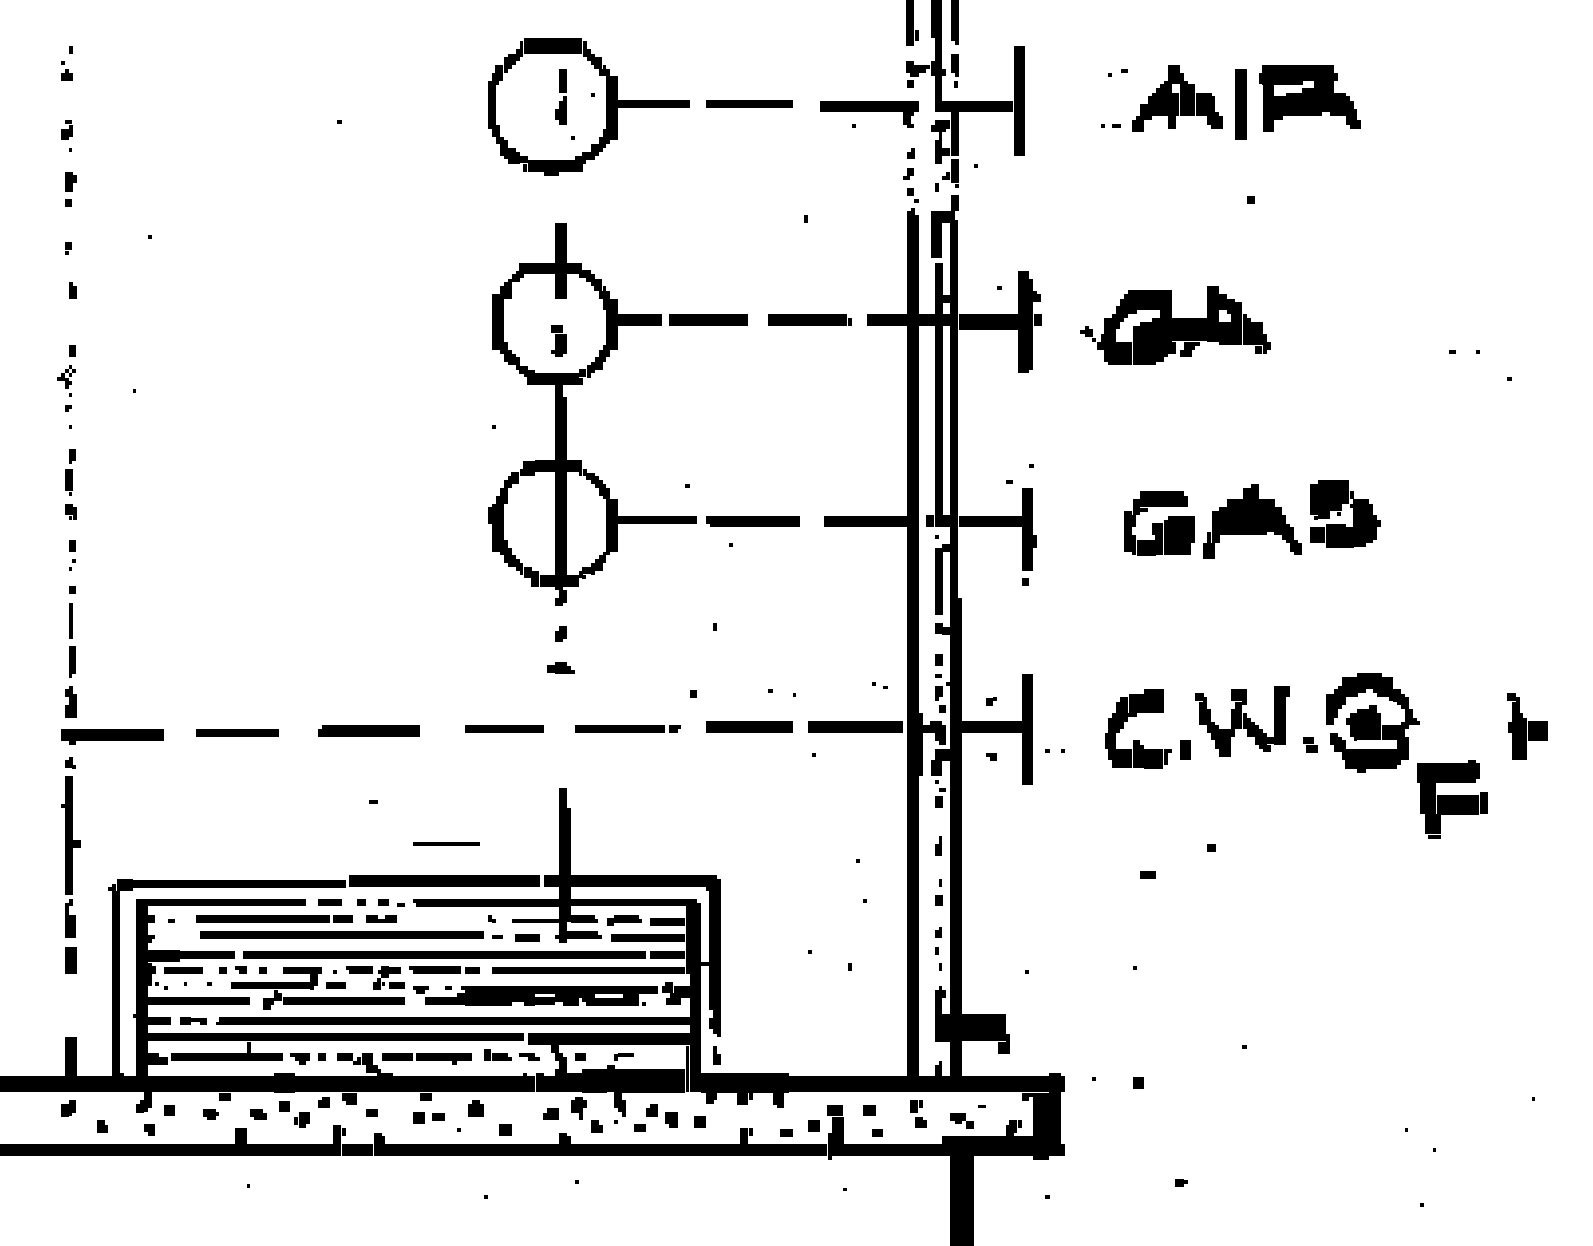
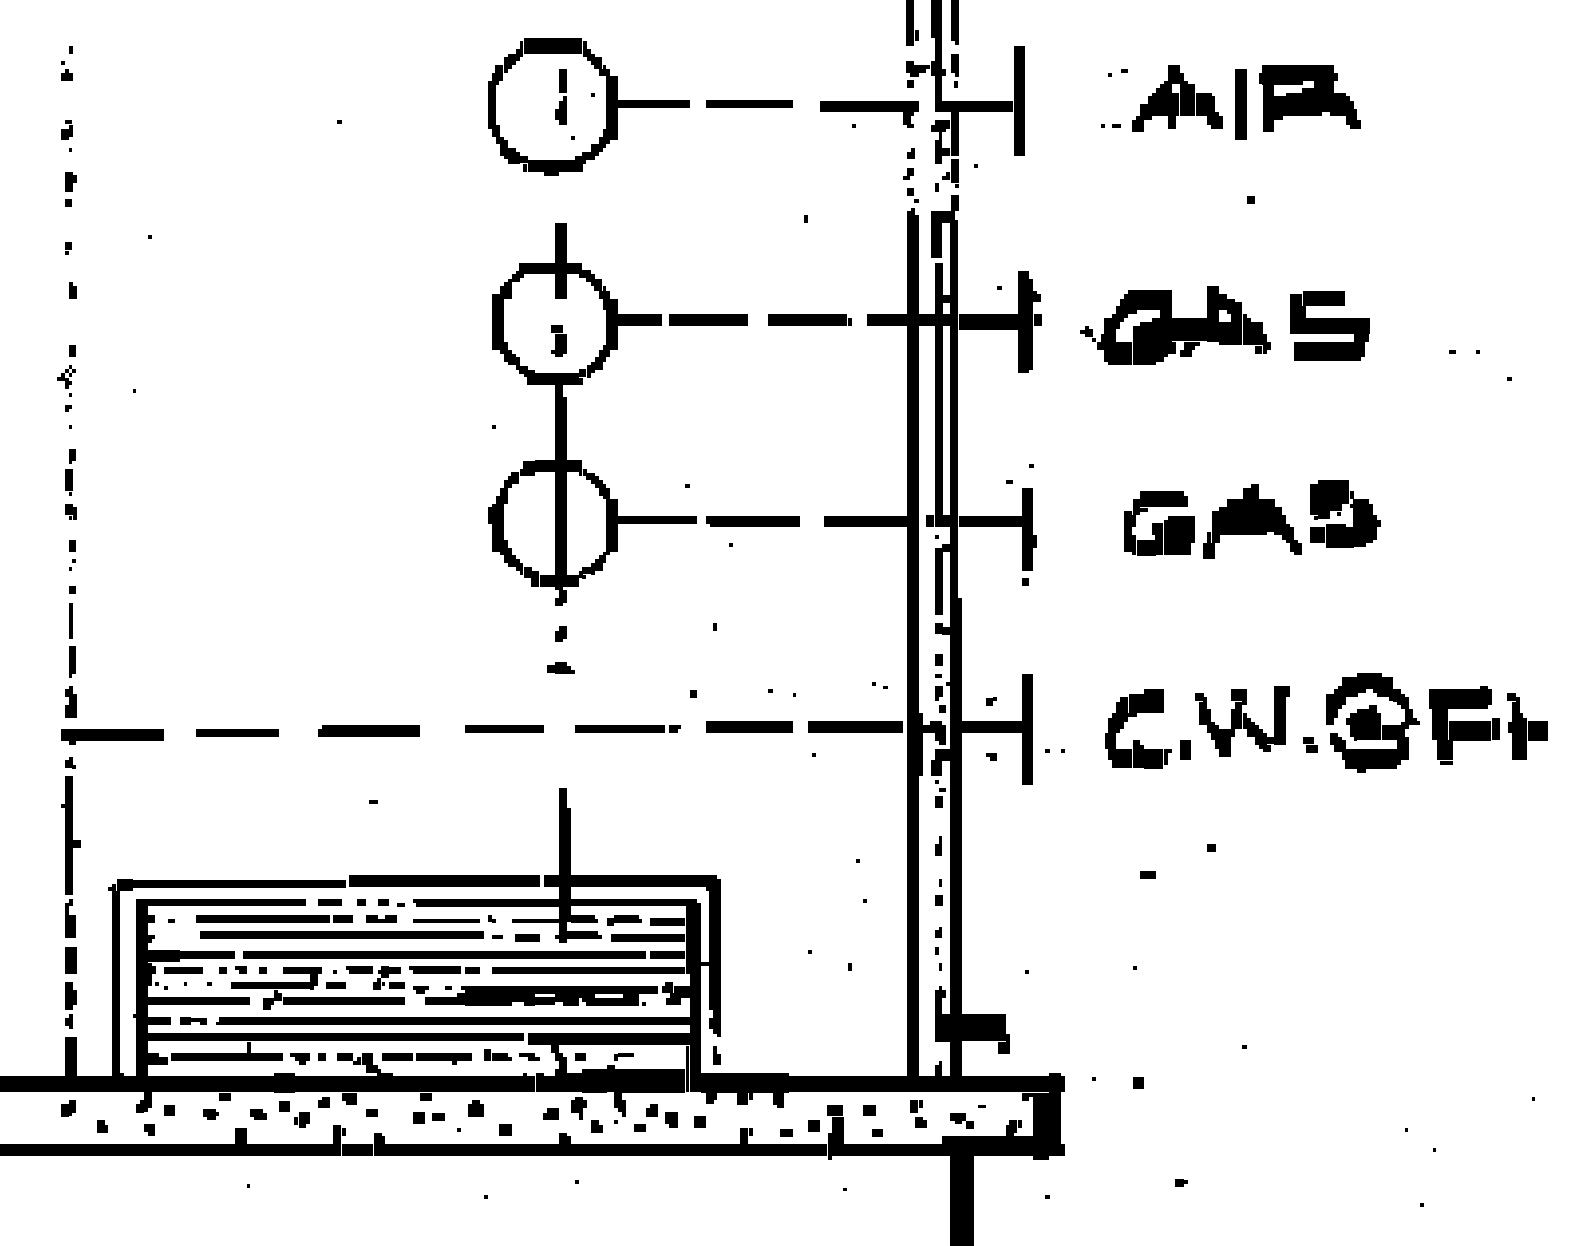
part: none -> present (1329, 325)
part position: (1452, 799) -> (1464, 725) (1464, 725)
line position: (446, 843) -> (446, 920) (446, 920)
part: none -> present (70, 1005)
